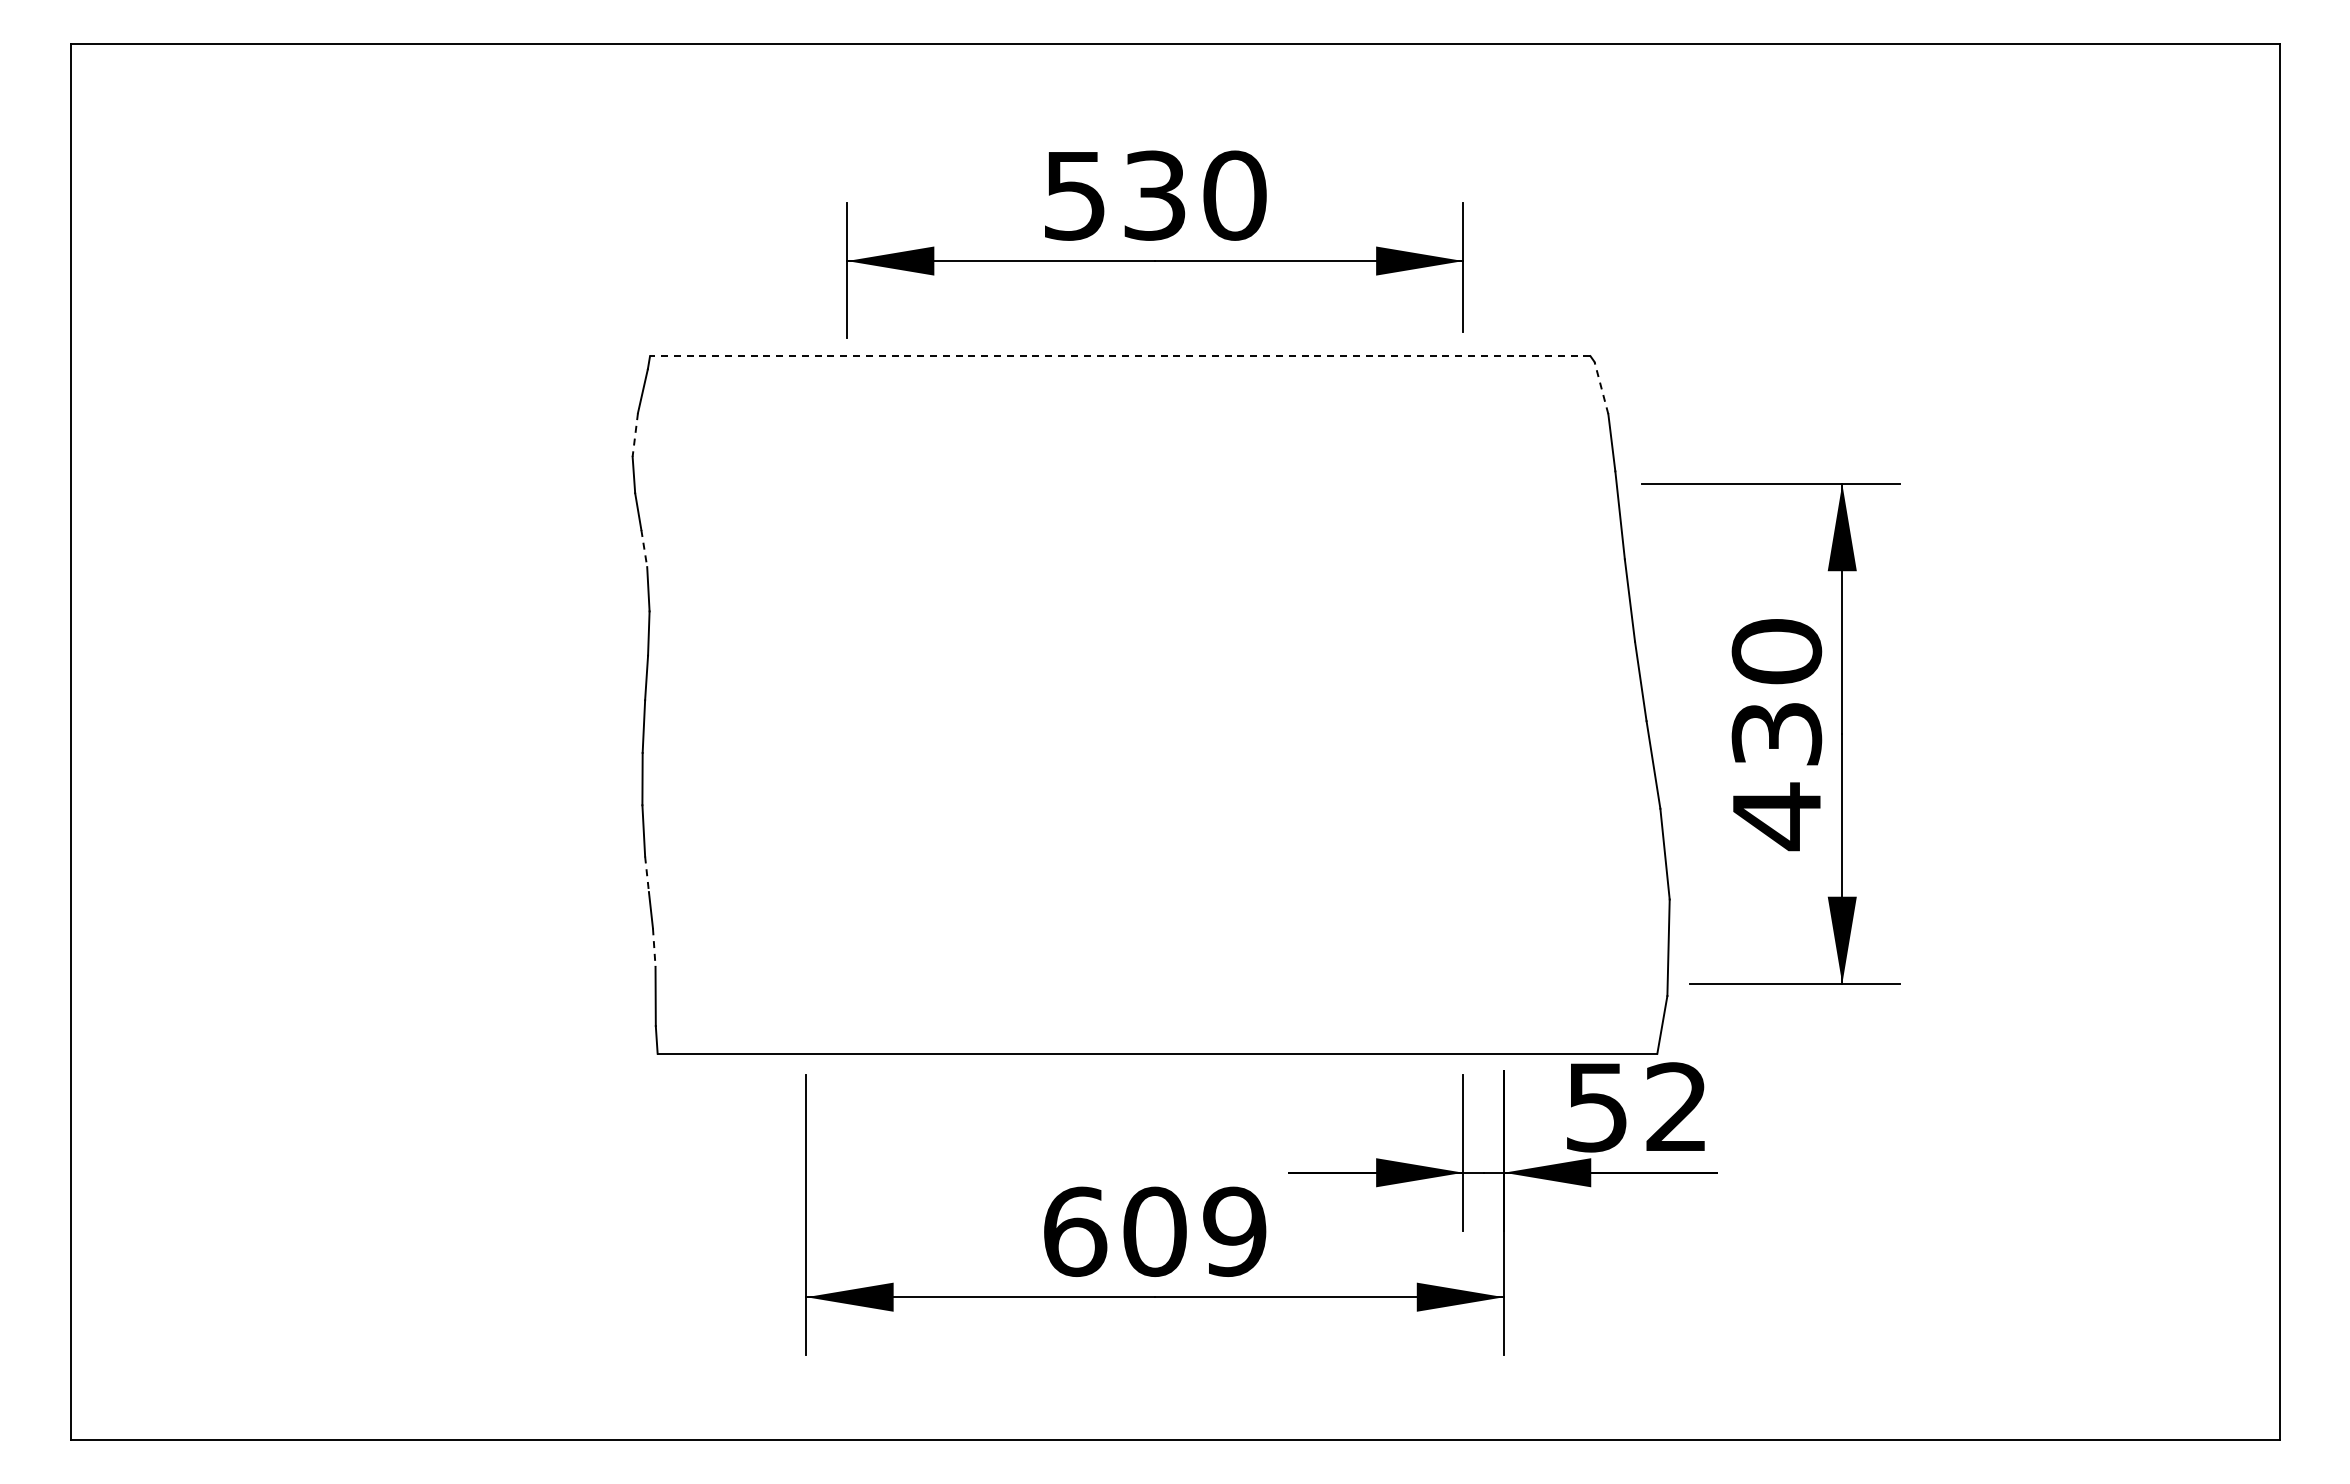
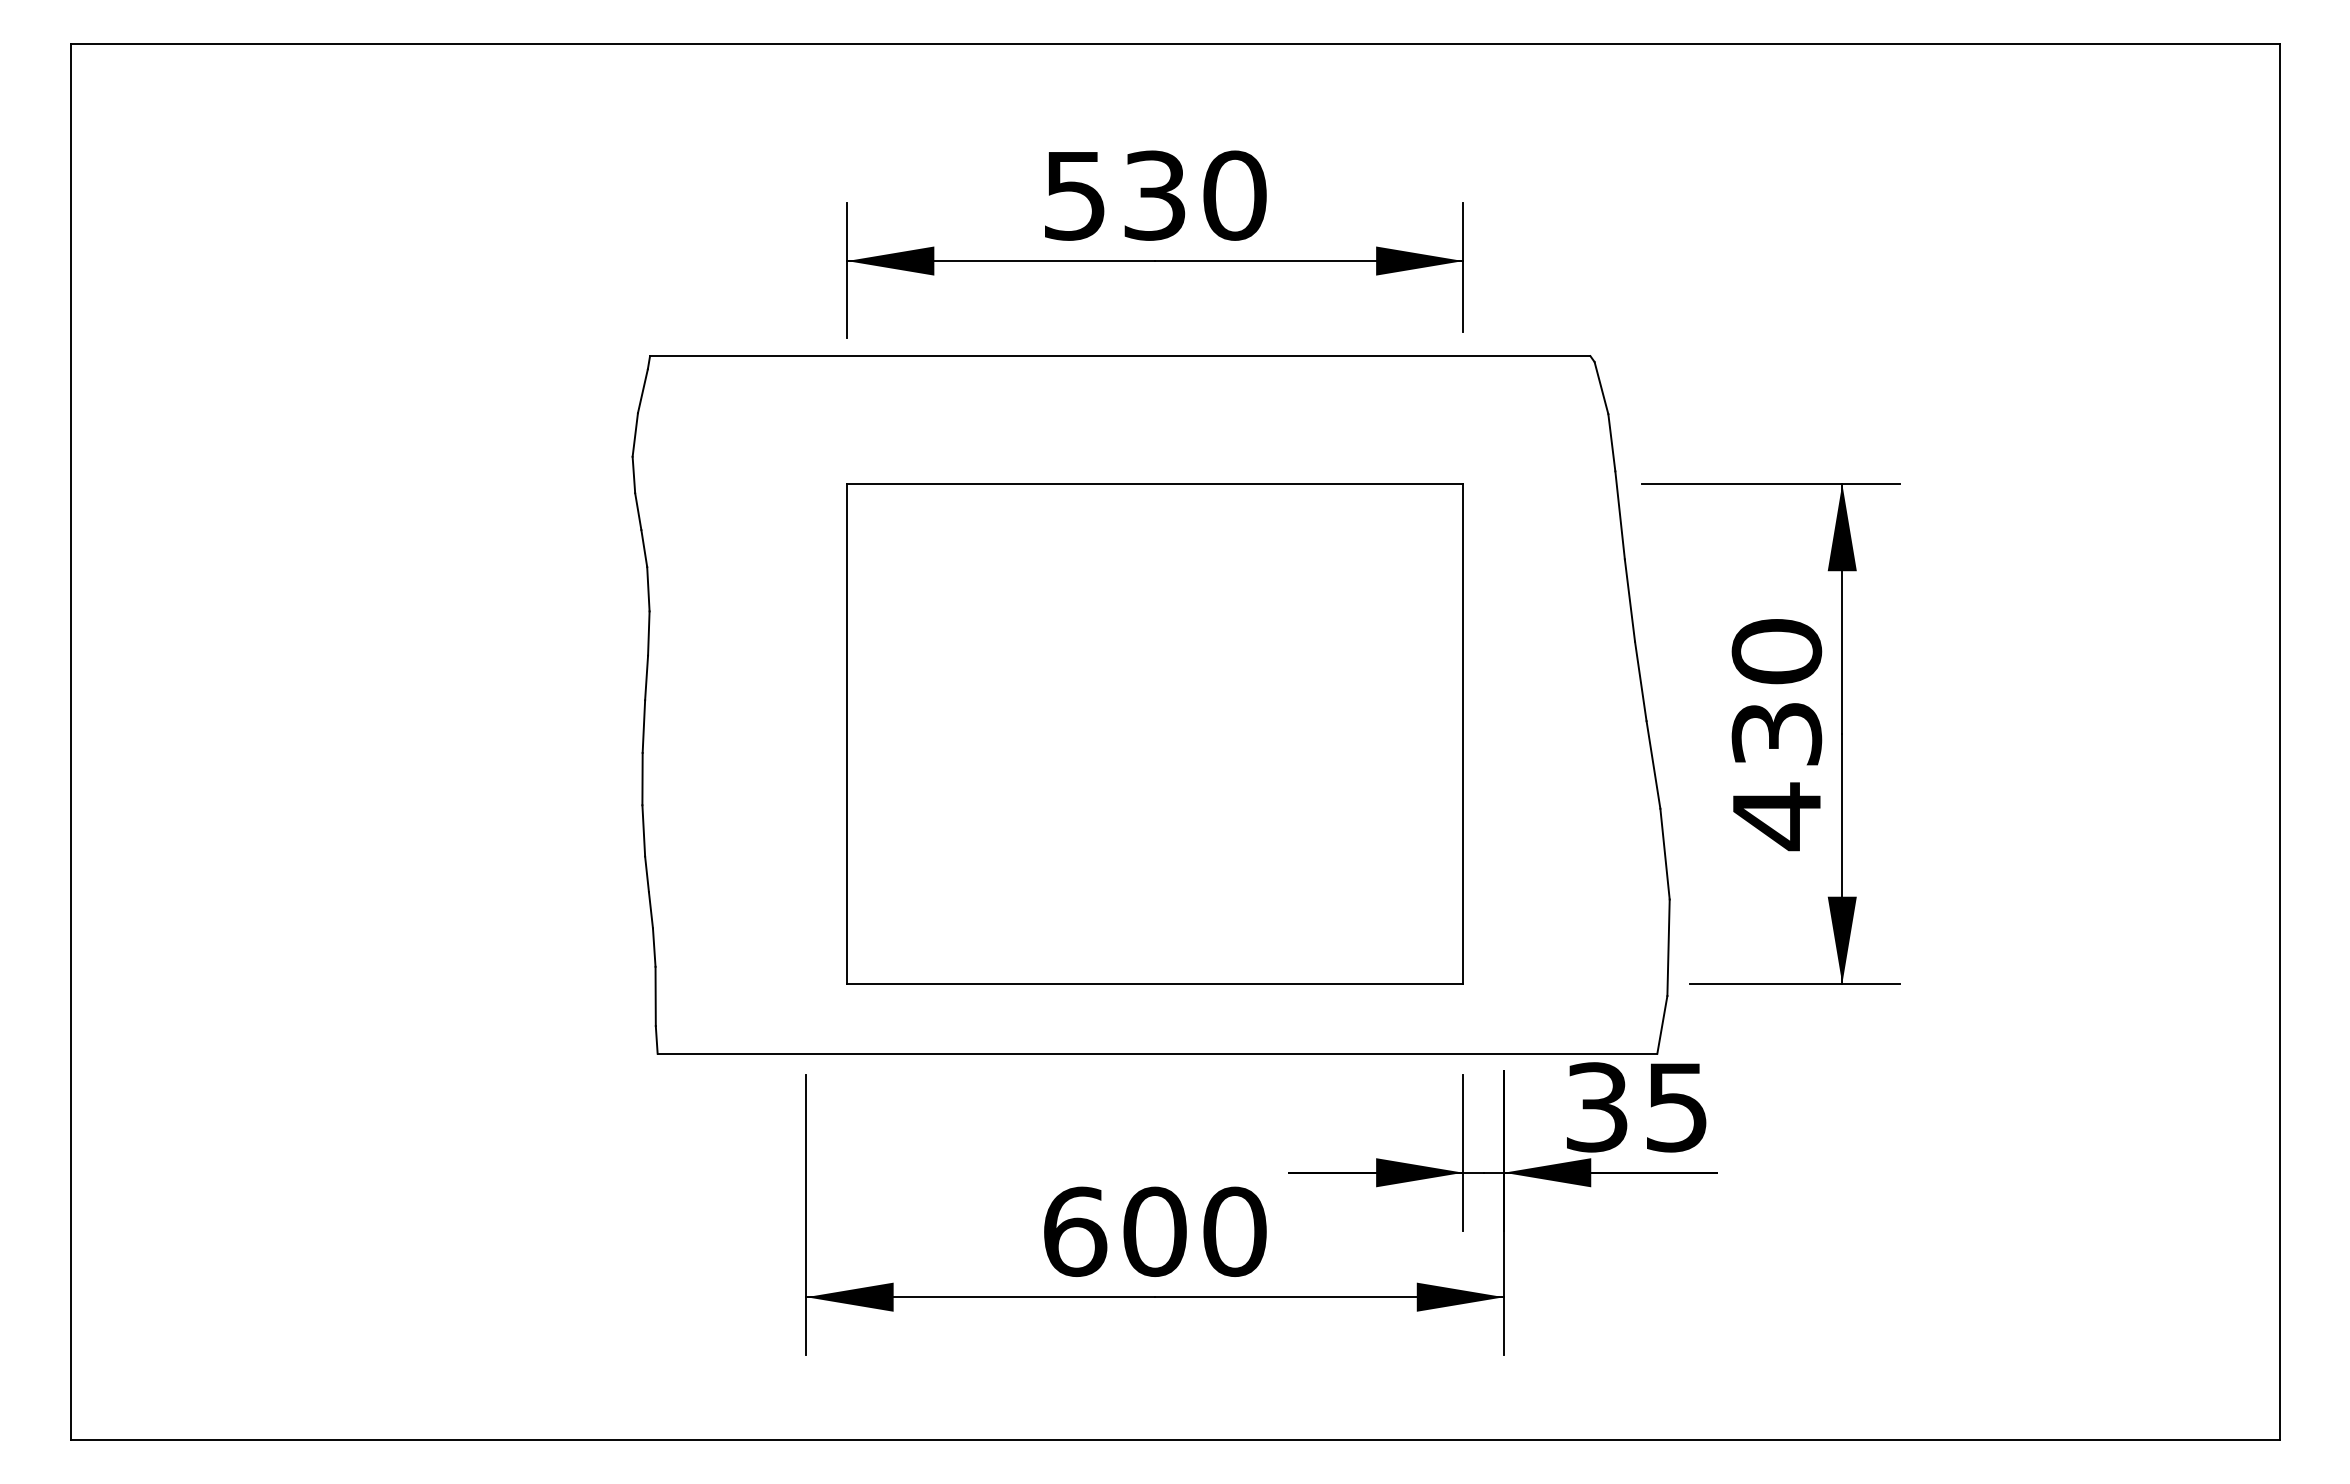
line: dashed -> solid (1119, 356)
line: dashed -> solid (1601, 388)
line: dashed -> solid (635, 434)
line: dashed -> solid (644, 548)
part: none -> present (1154, 733)
line: dashed -> solid (647, 874)
line: dashed -> solid (654, 948)
text: 52 -> 35 (1636, 1107)
text: 609 -> 600 (1234, 1231)
